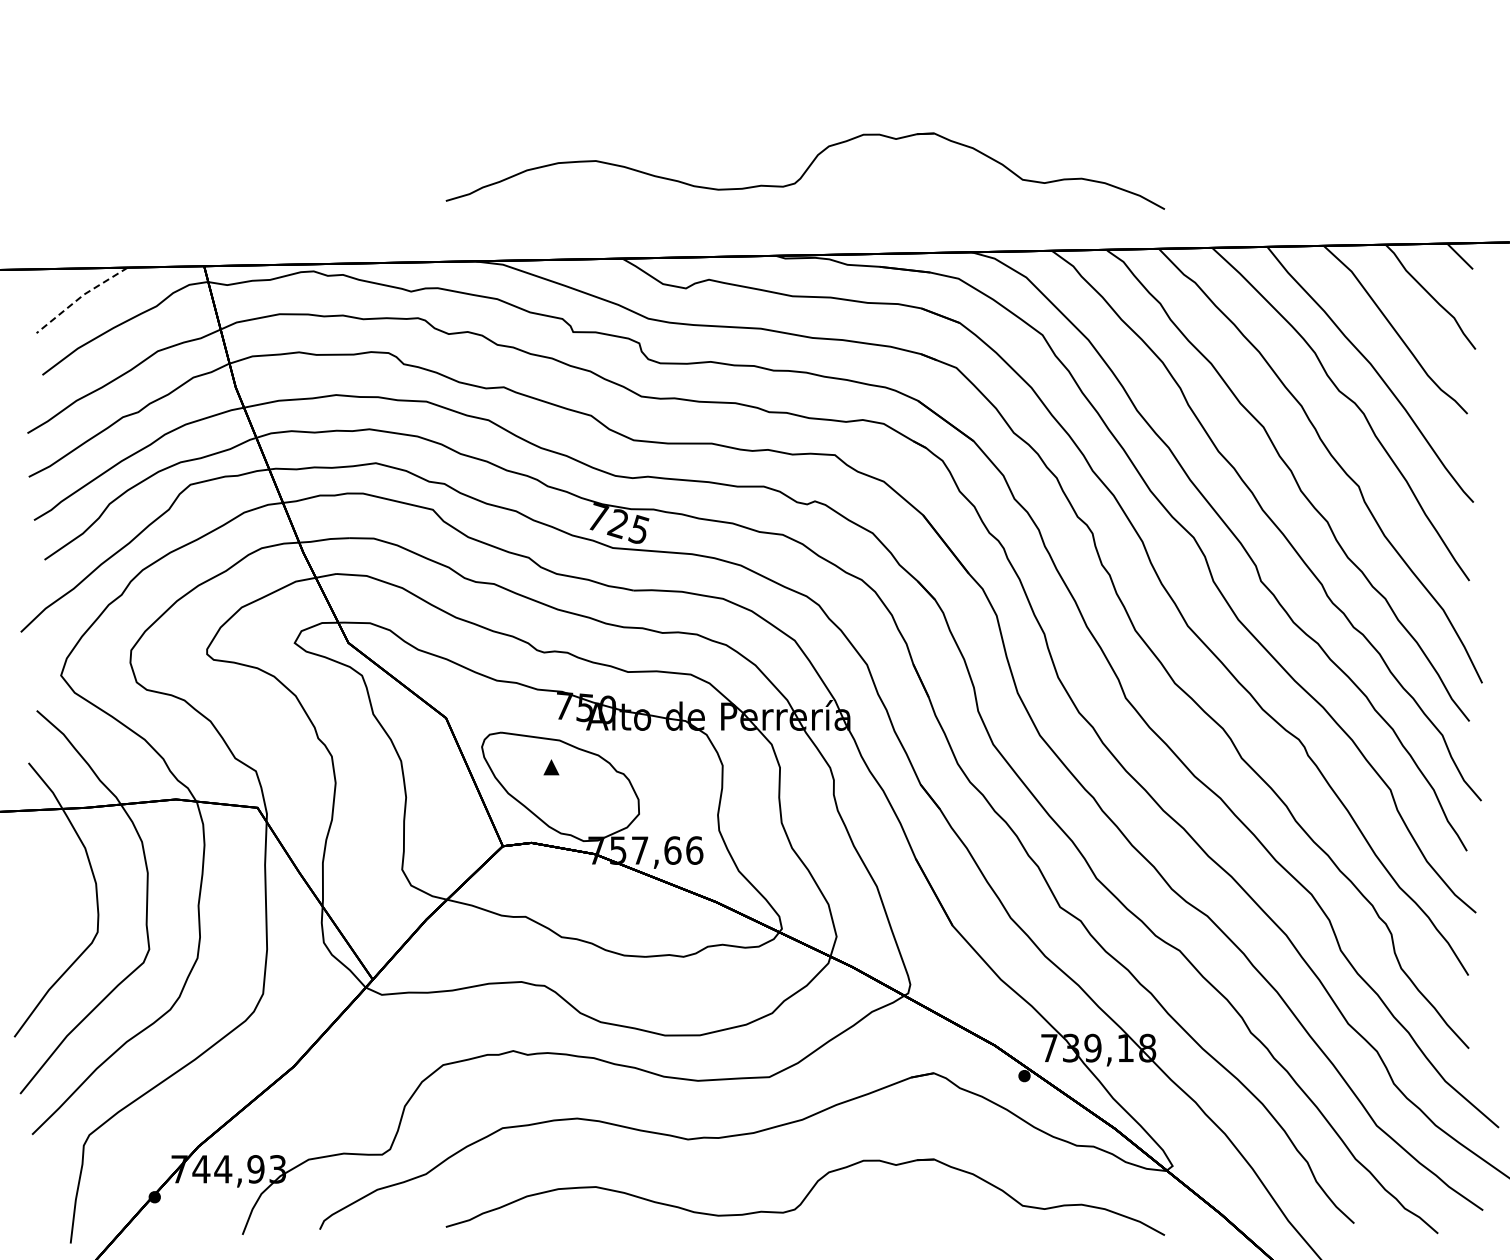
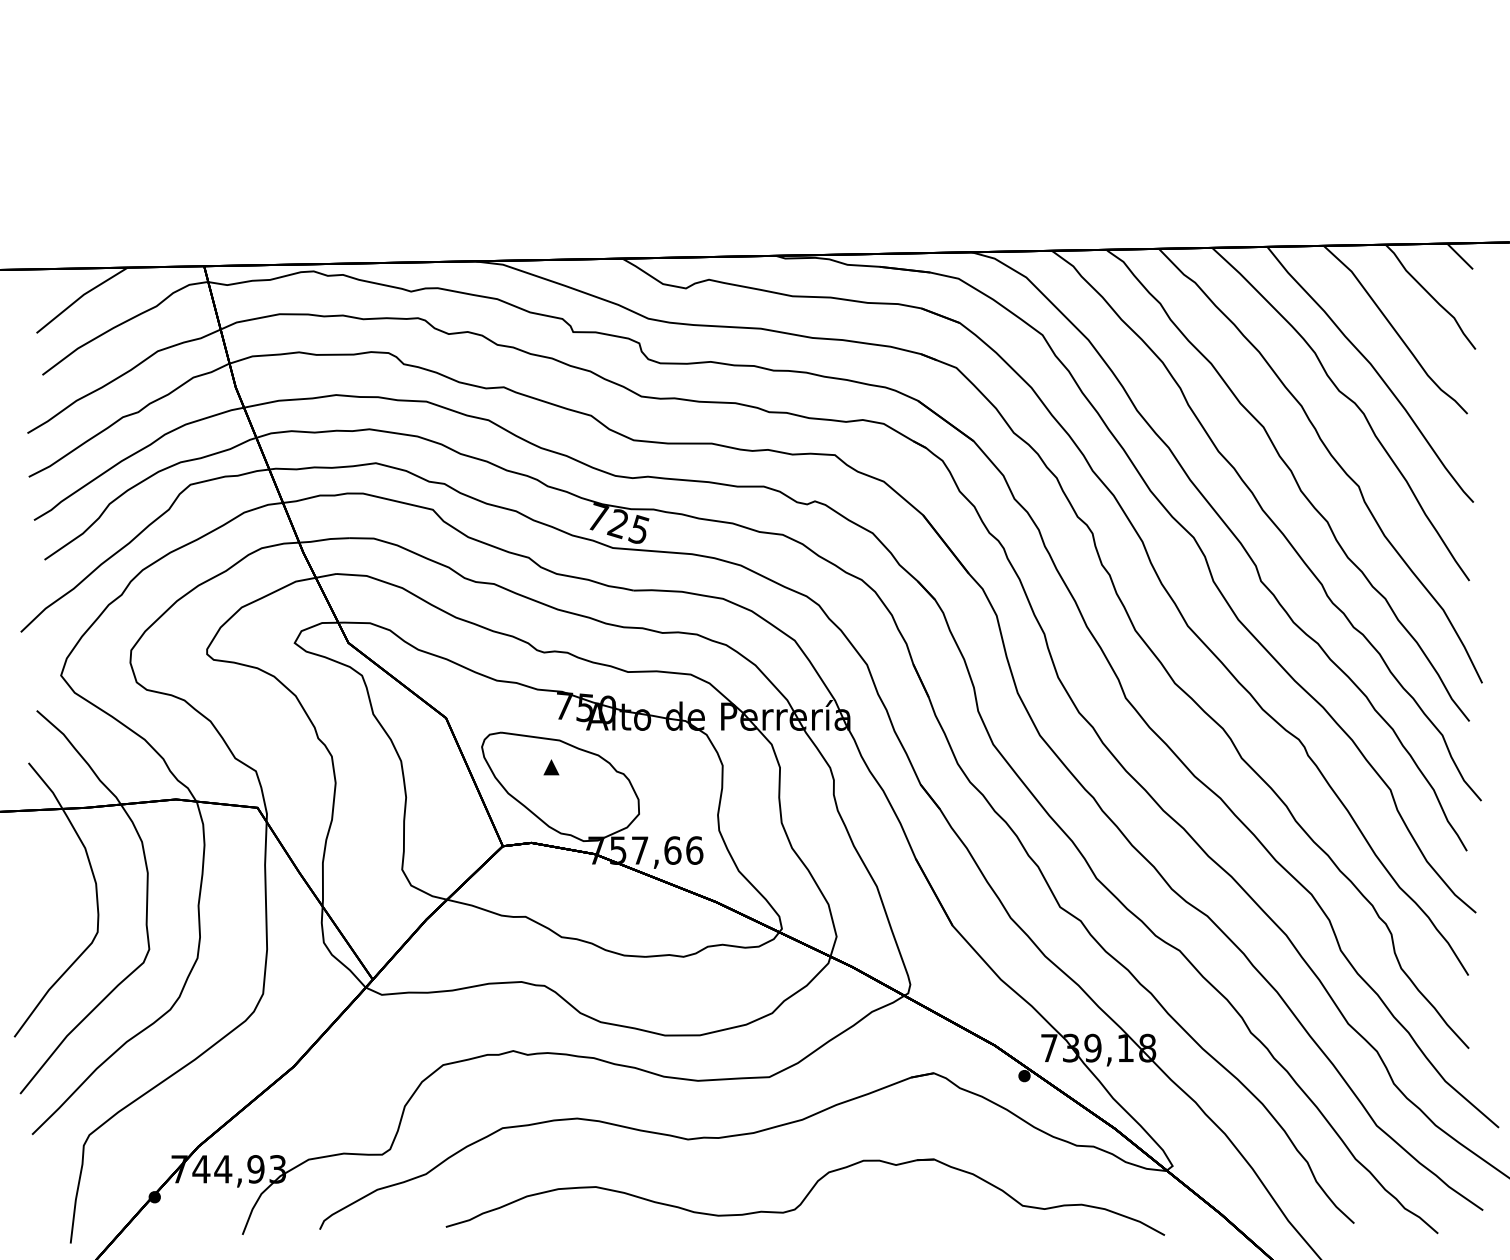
part: present -> none (805, 170)
line: dashed -> solid (80, 297)
